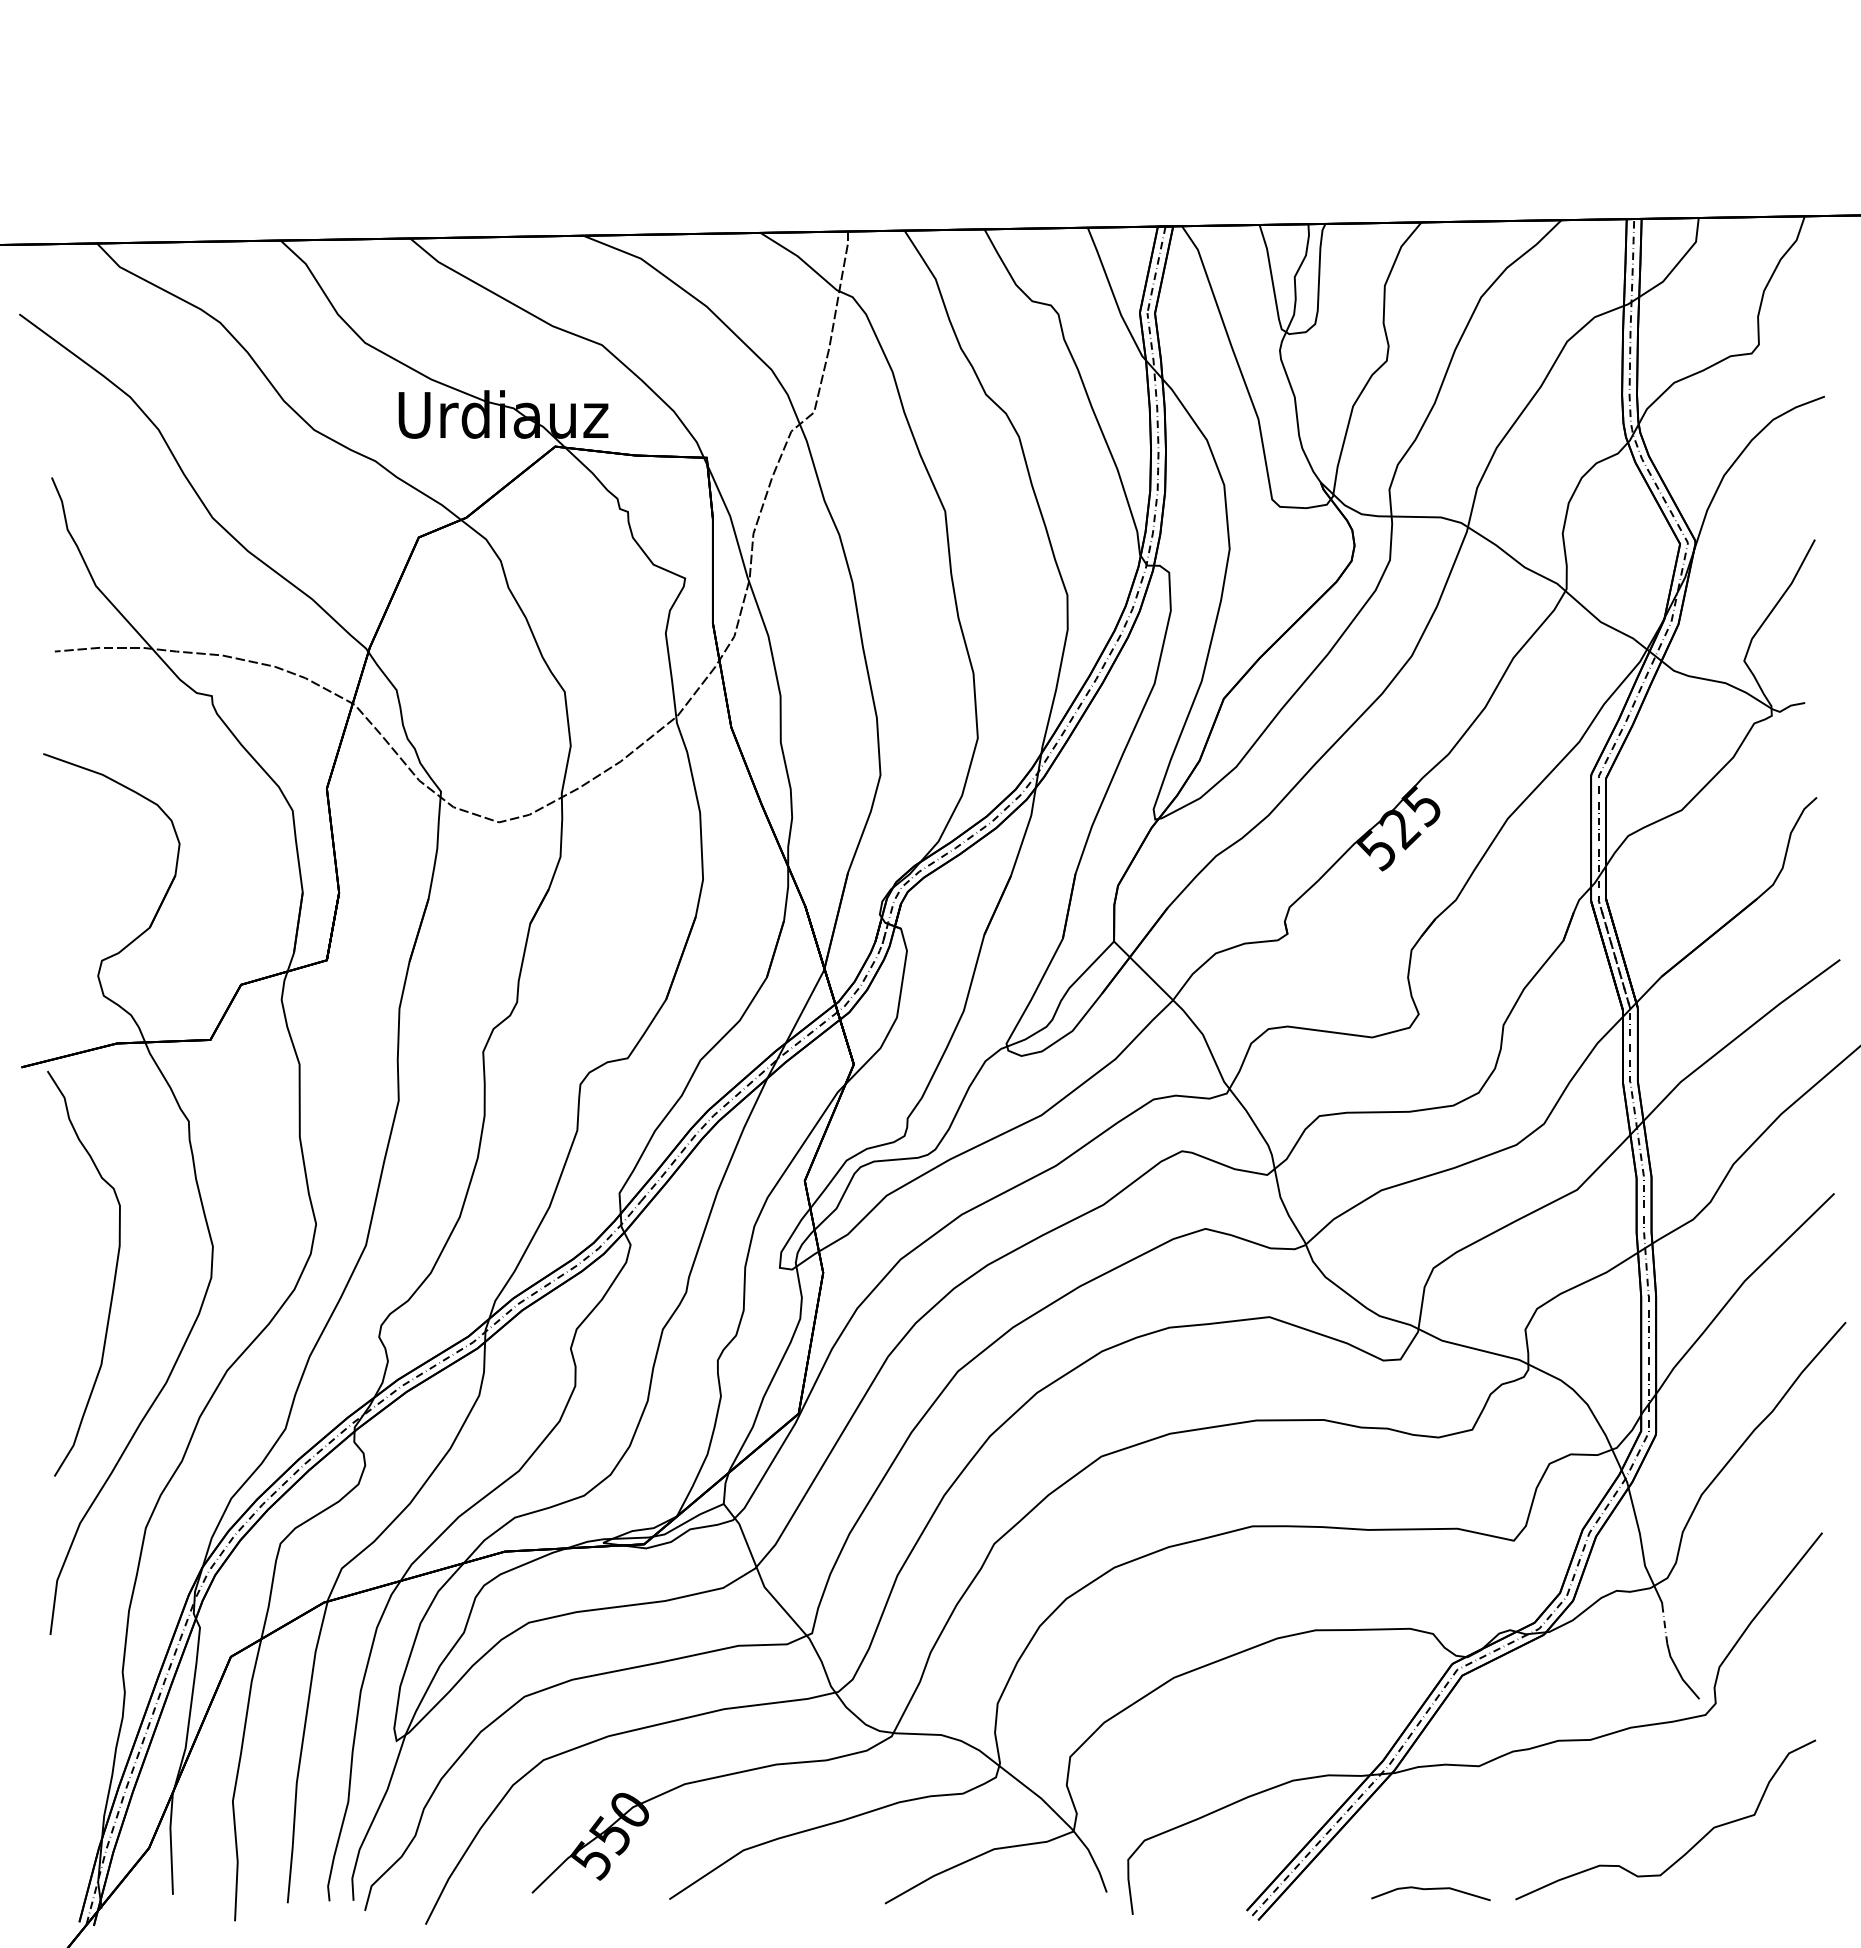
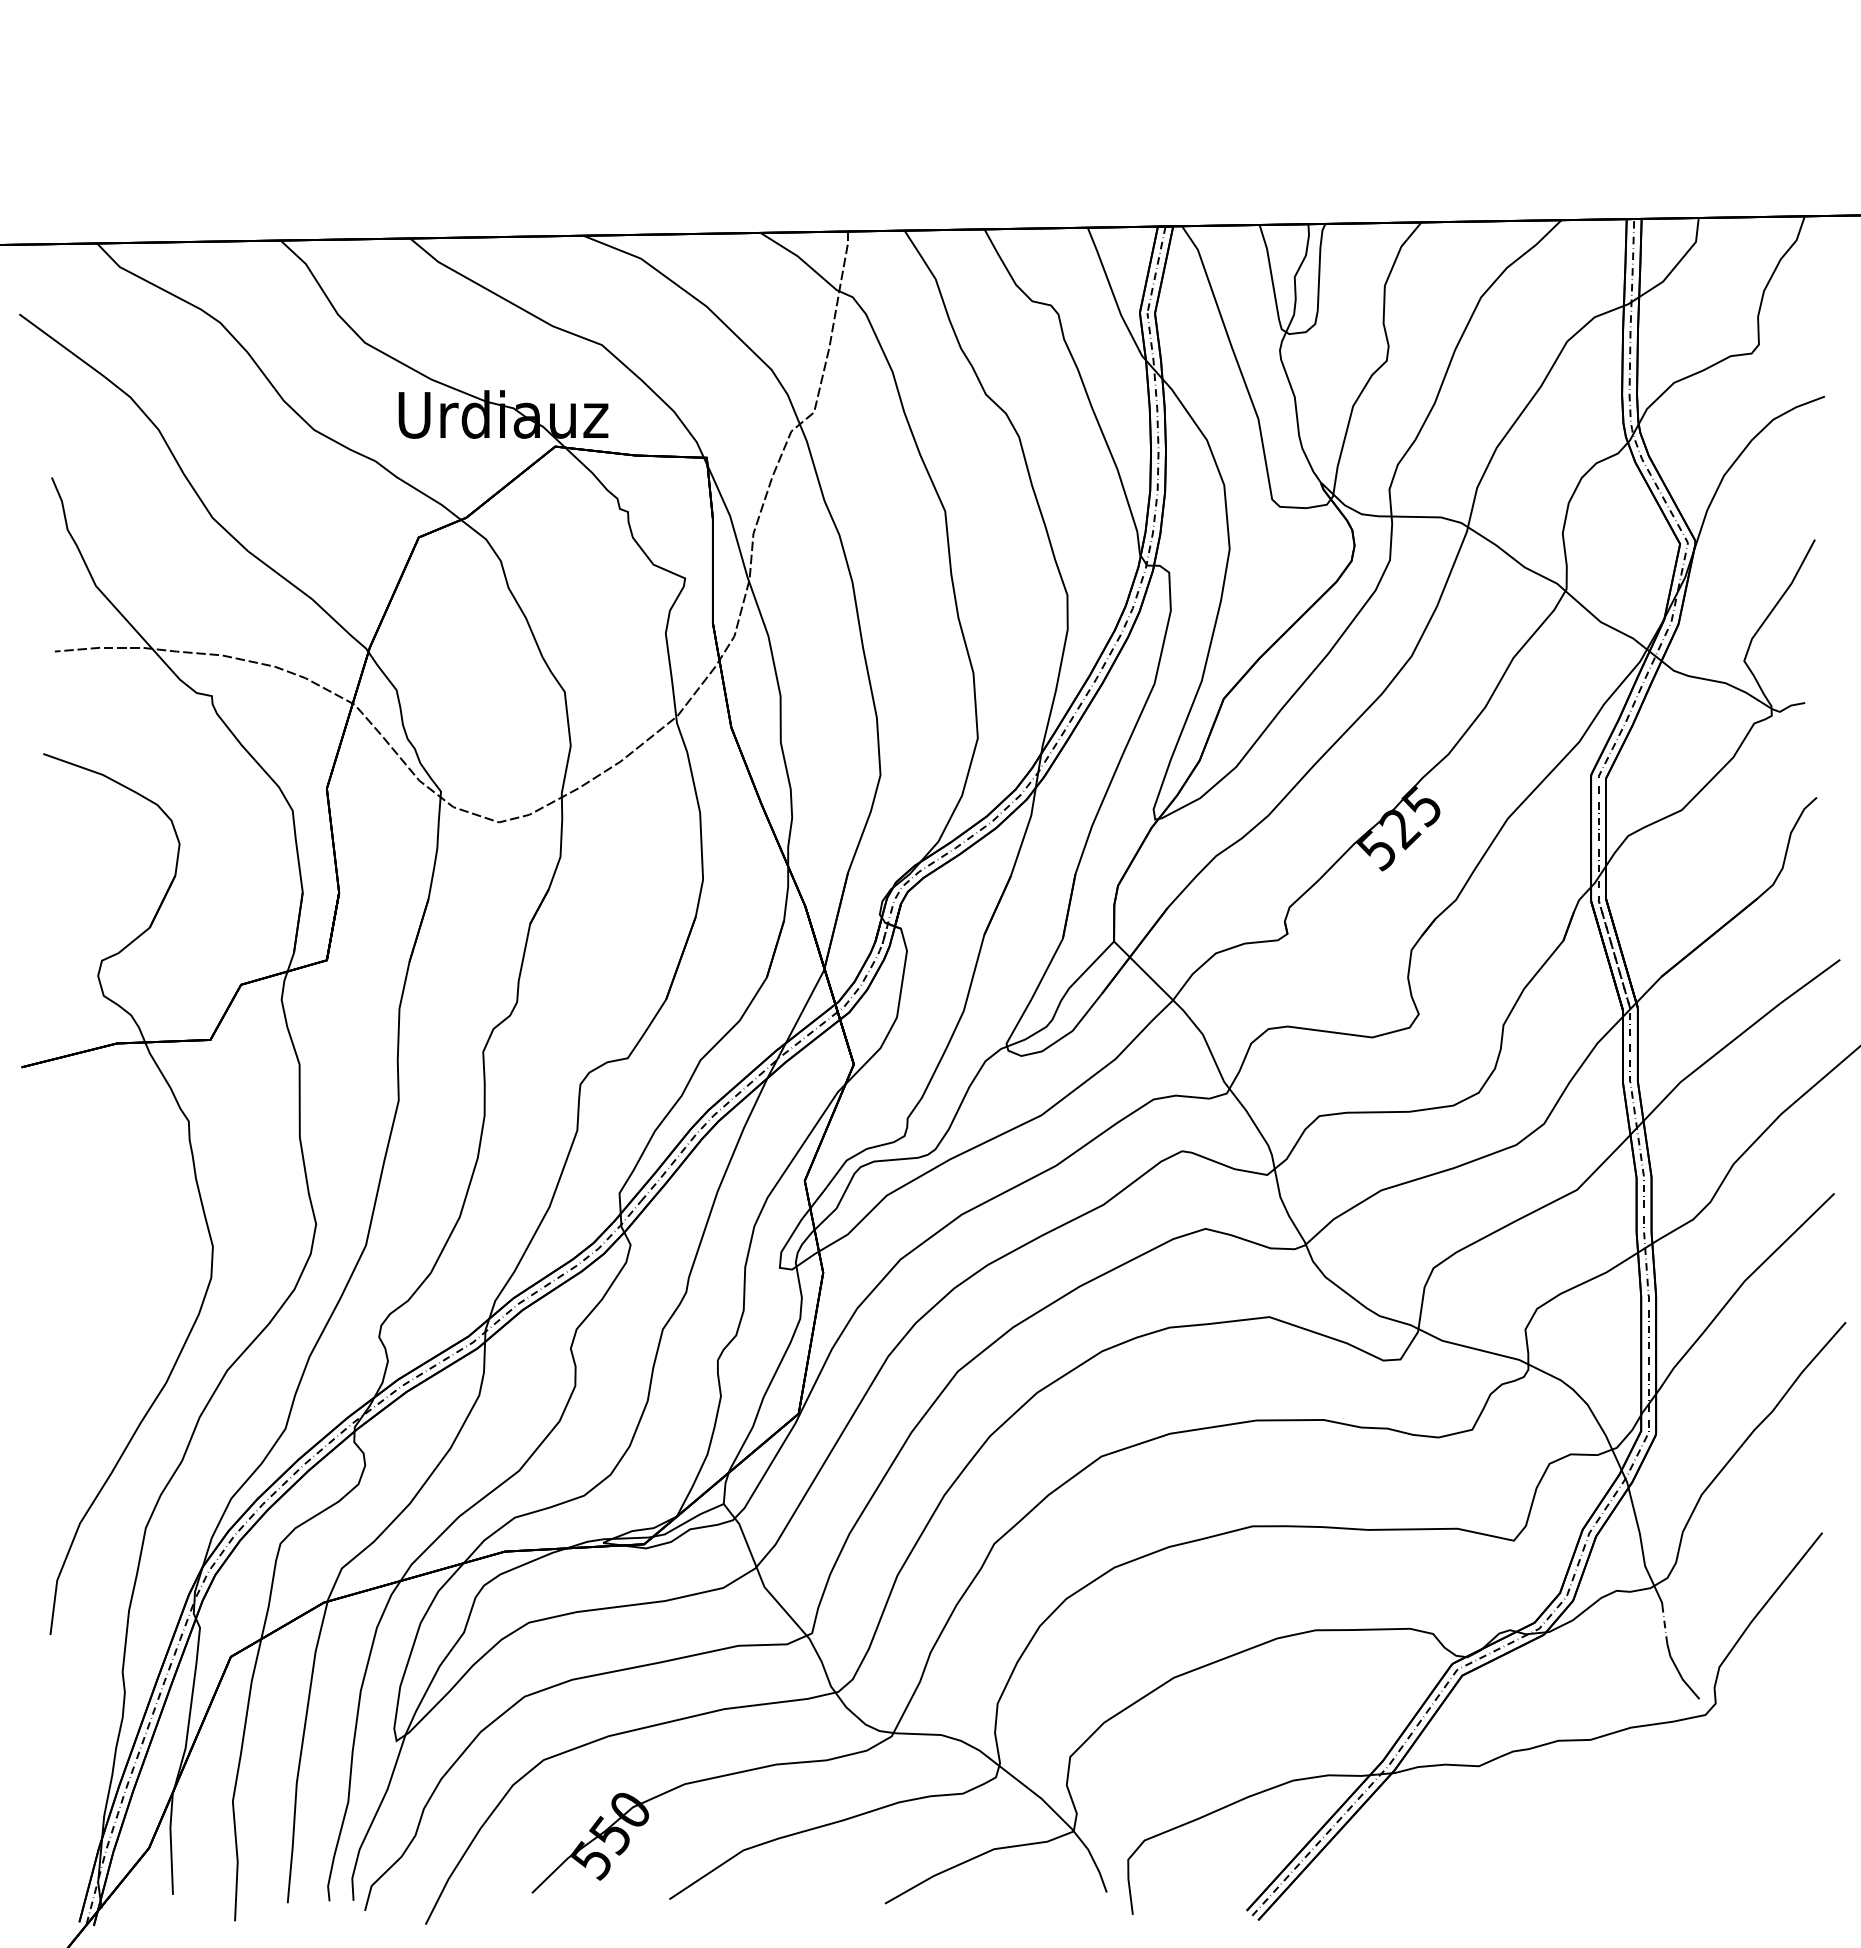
curve: present -> none (113, 1279)
curve: present -> none (1692, 1846)
curve: present -> none (1430, 1889)
